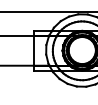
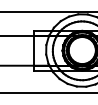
line: none -> present (48, 93)
